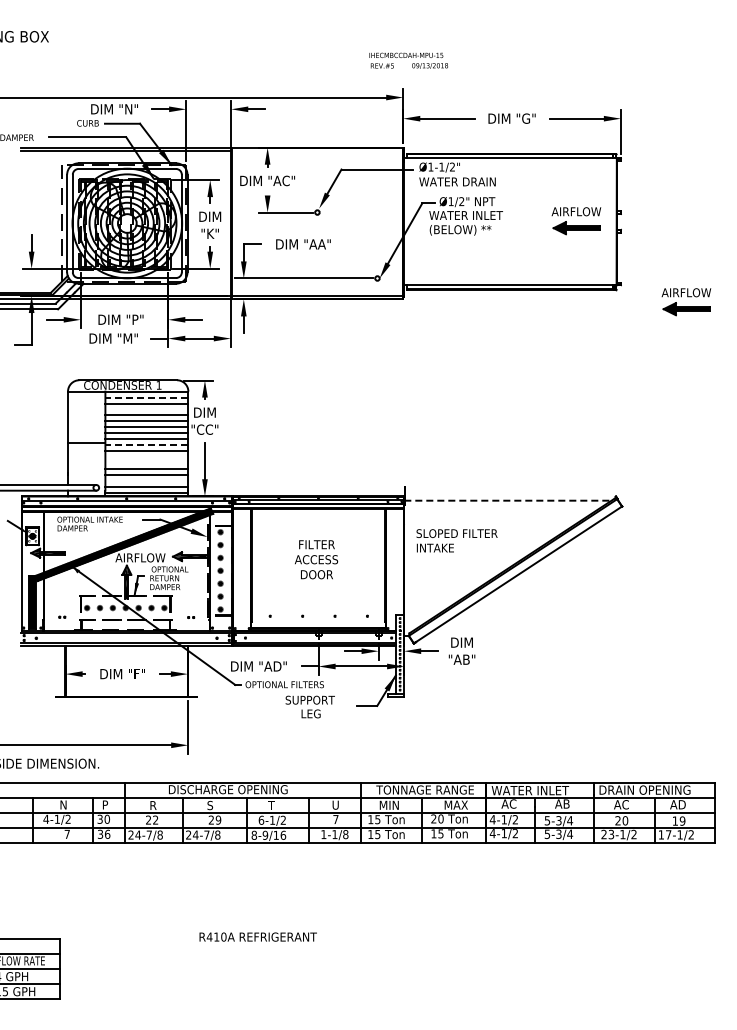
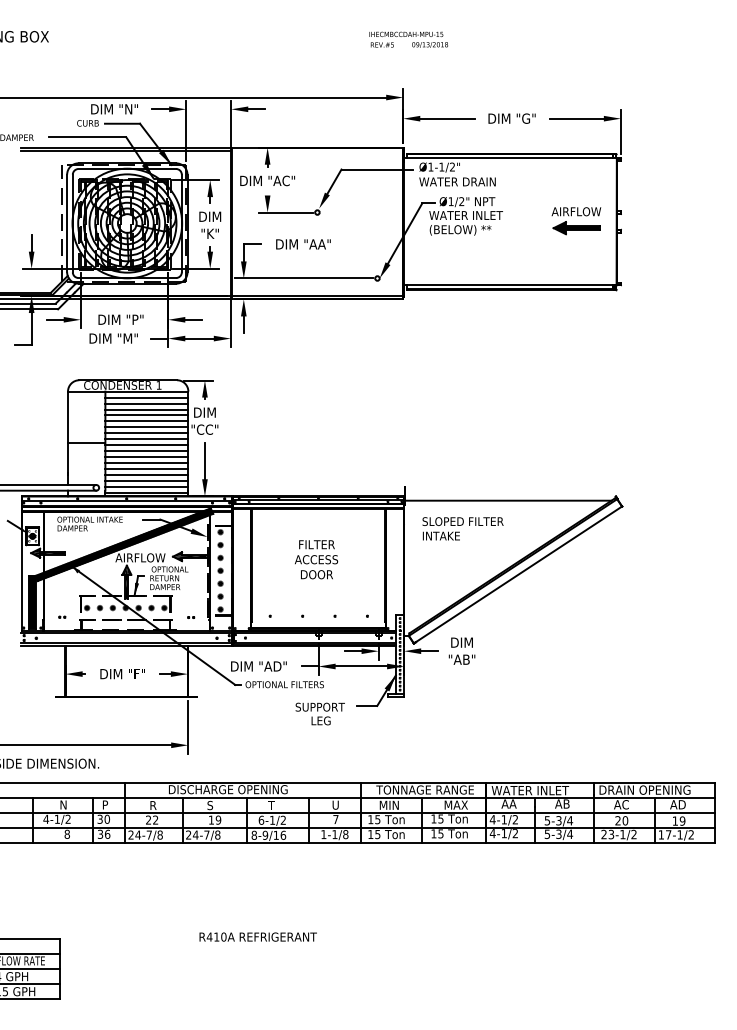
text position: (408, 60) -> (408, 39) (408, 39)
part: present -> none (686, 302)
line: dashed -> solid (146, 397)
line: none -> present (146, 409)
line: dashed -> solid (146, 445)
line: none -> present (146, 457)
line: none -> present (146, 463)
line: none -> present (146, 481)
line: dashed -> solid (507, 500)
text position: (456, 540) -> (462, 528) (462, 528)
text position: (309, 706) -> (319, 713) (319, 713)
text: AC -> AA (512, 803)
text: 20 -> 15 (437, 818)
text: 29 -> 19 (210, 819)
text: 7 -> 8 (66, 833)
